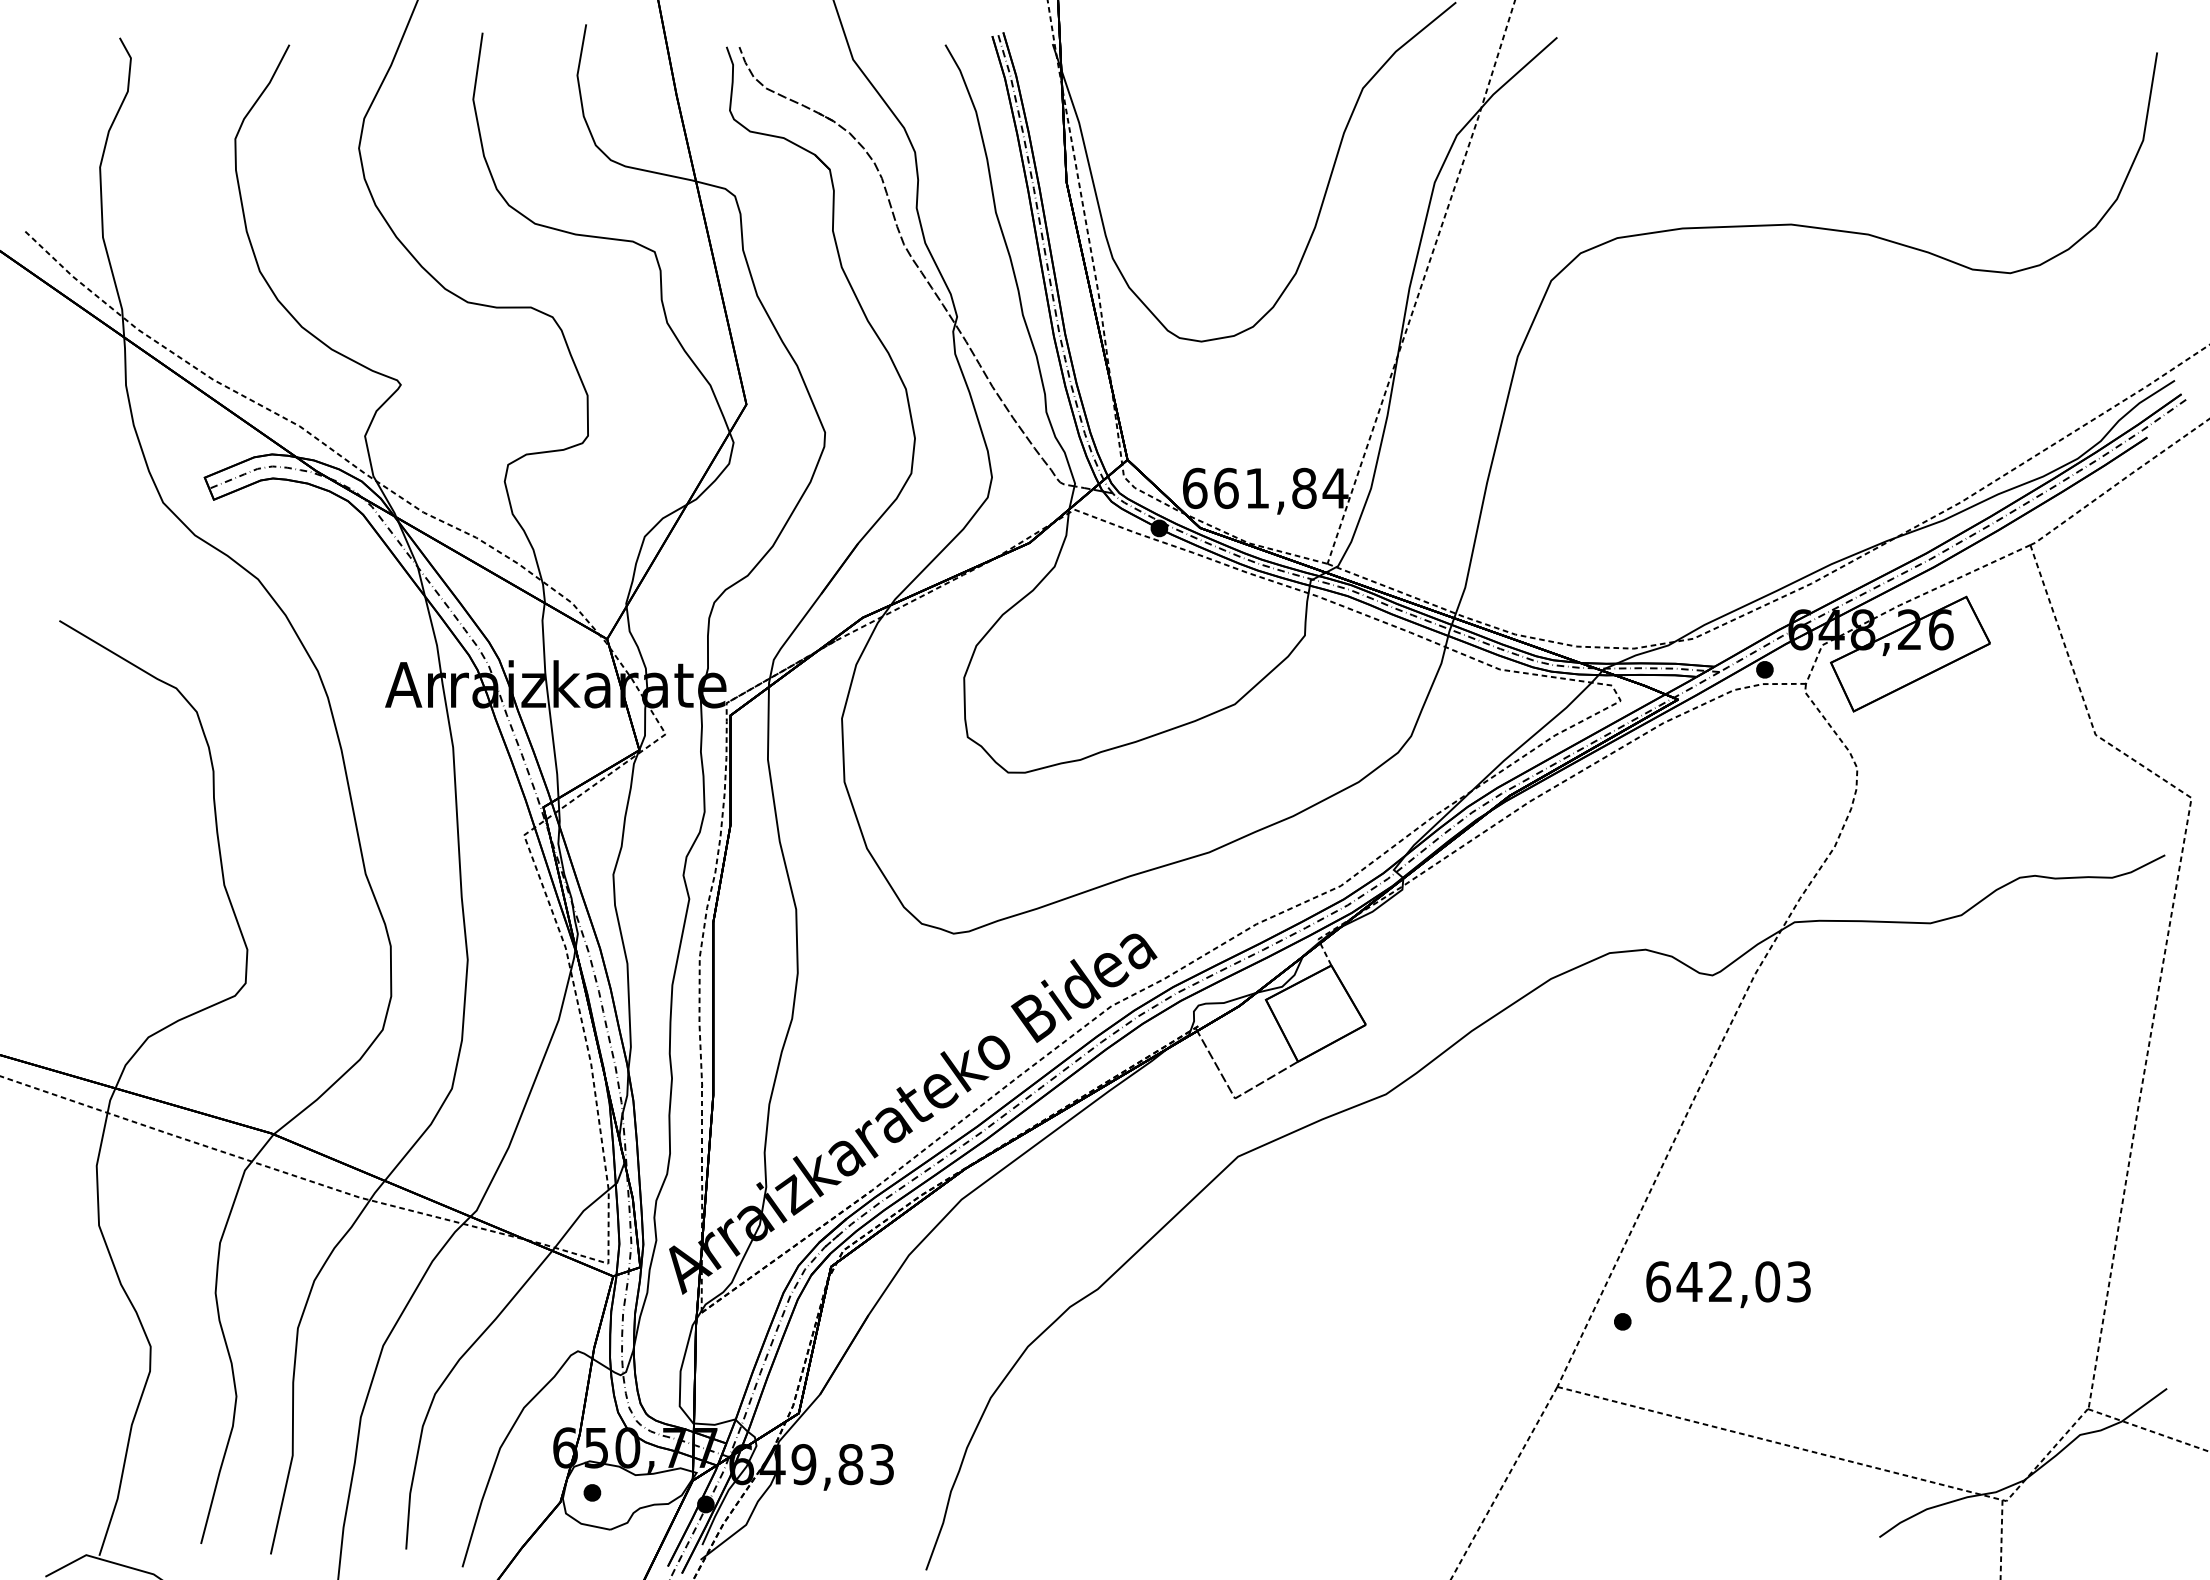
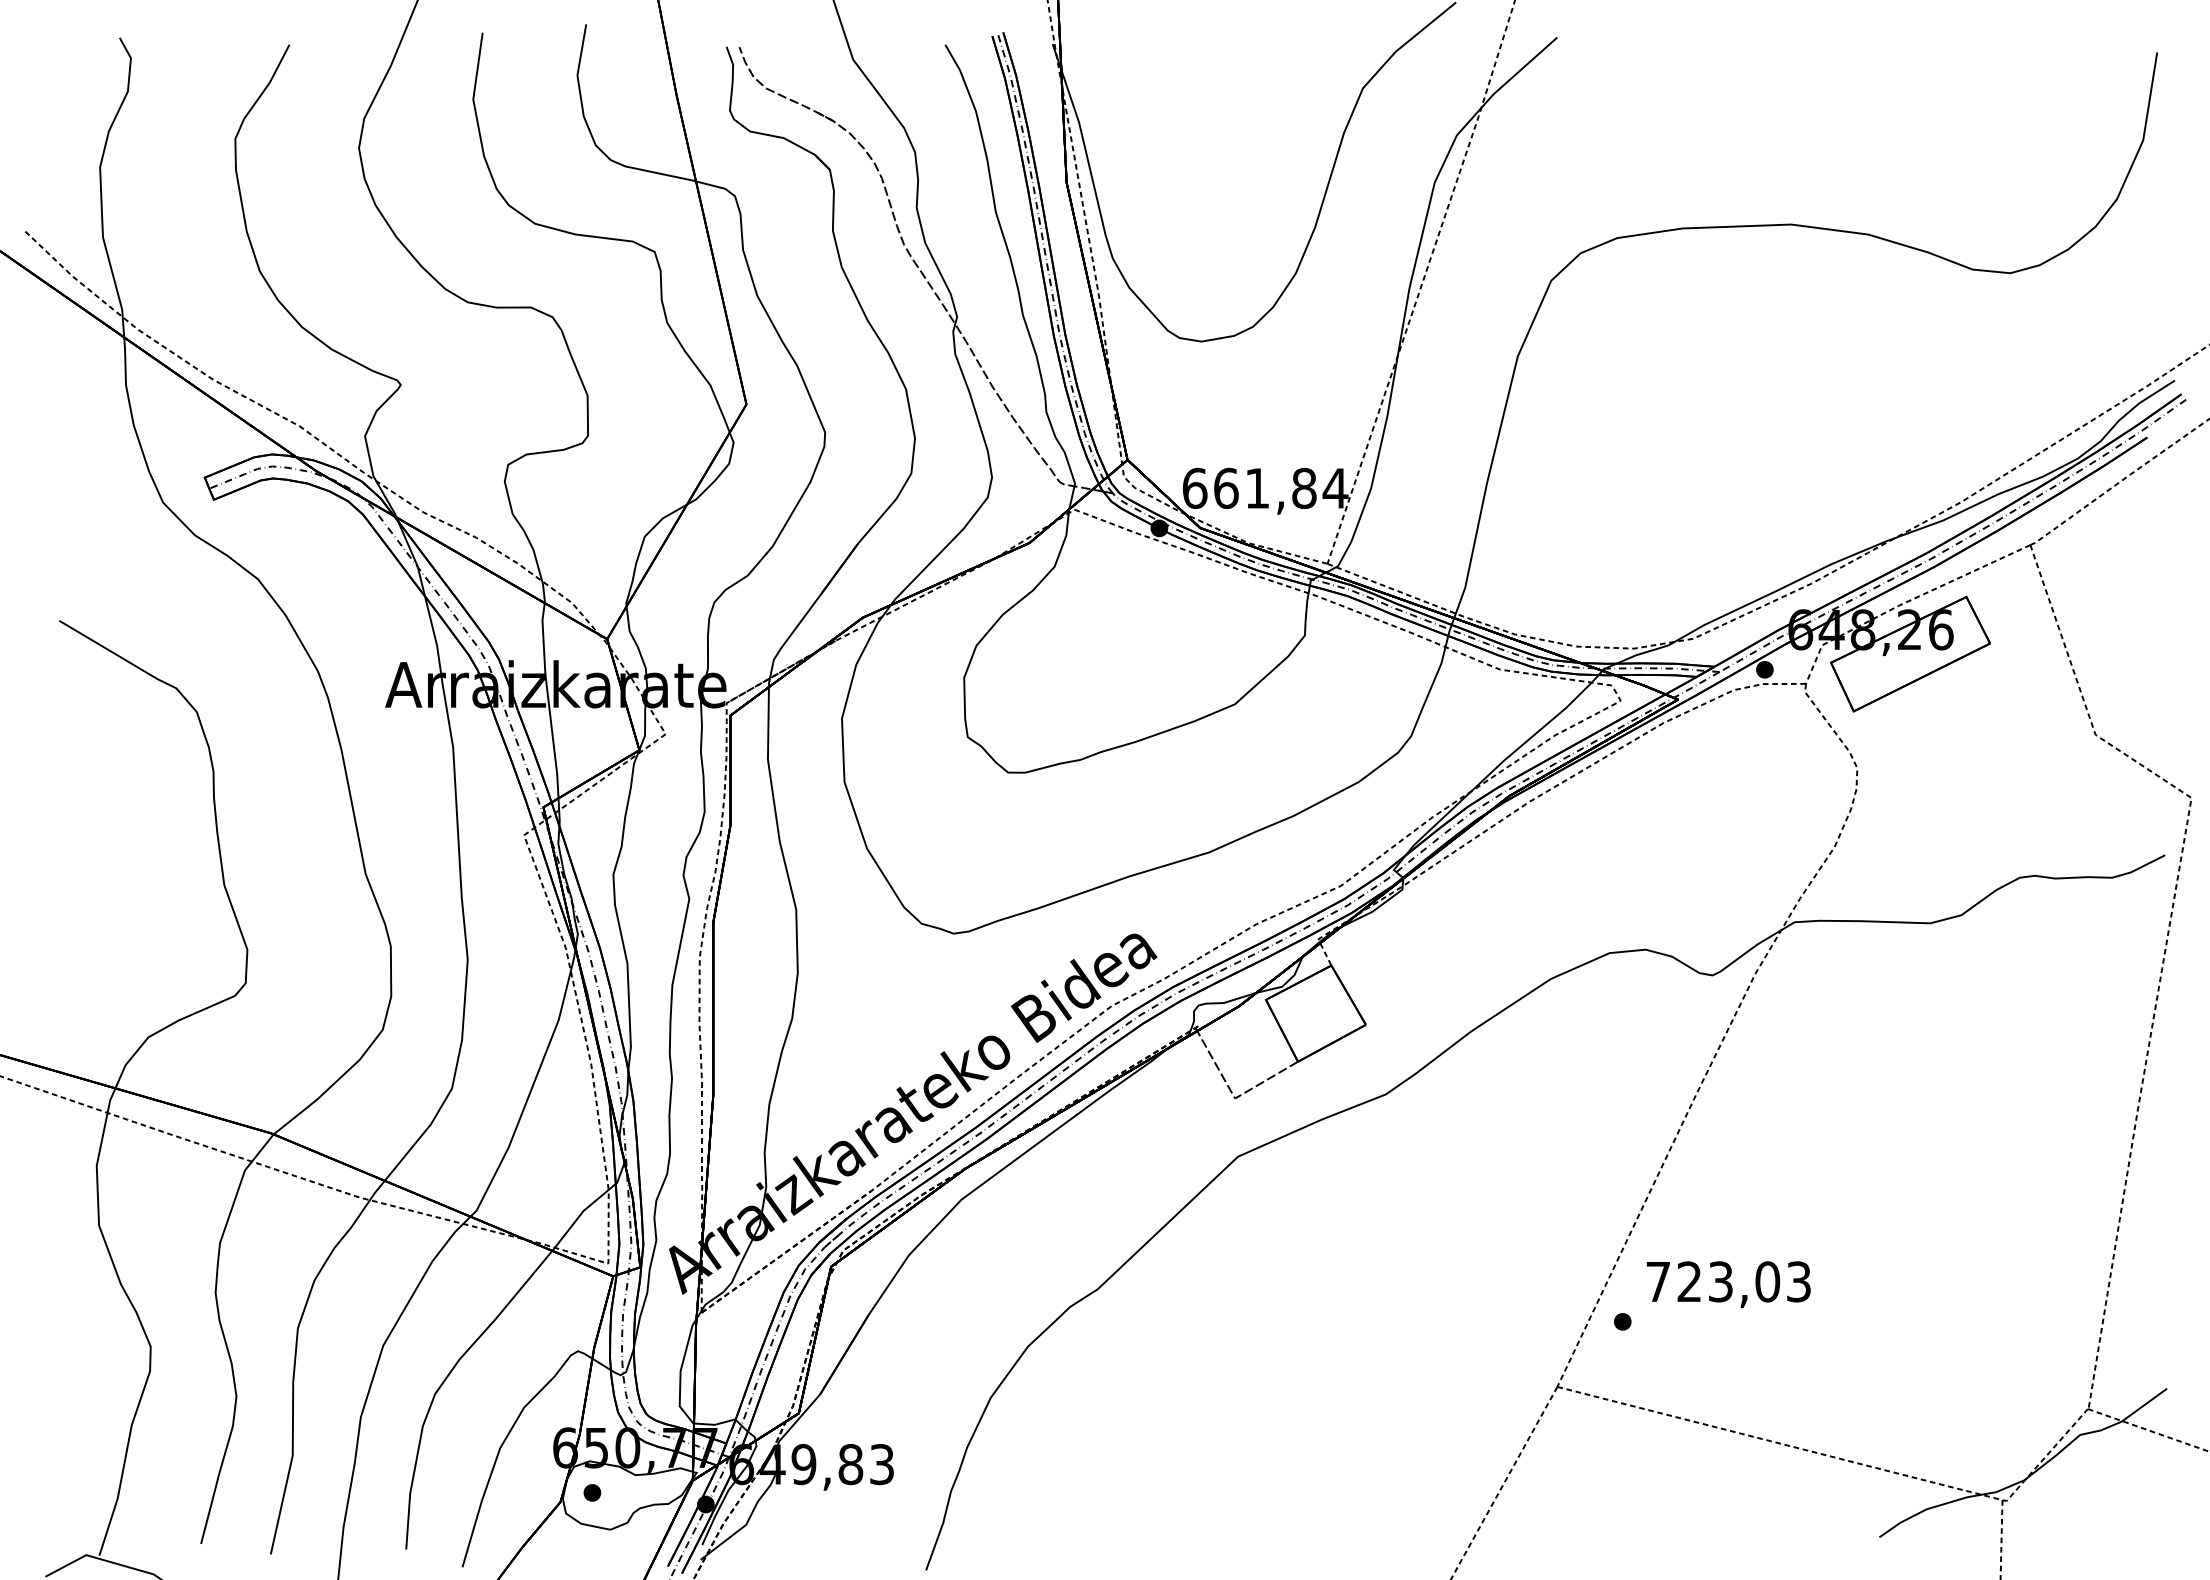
text: 642,03 -> 723,03 (1689, 1281)
